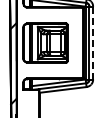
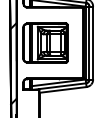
line: dashed -> solid (93, 43)
